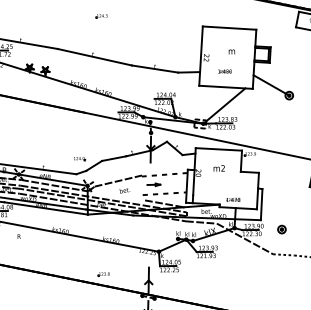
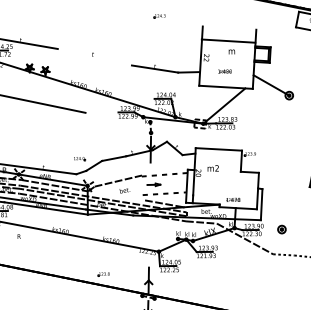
part position: (101, 16) -> (159, 16) (159, 16)
line position: (229, 27) -> (228, 40) (228, 40)
line: present -> none (94, 56)
line: present -> none (154, 126)
text position: (218, 168) -> (212, 168) (212, 168)
